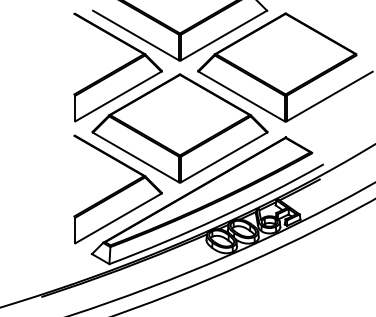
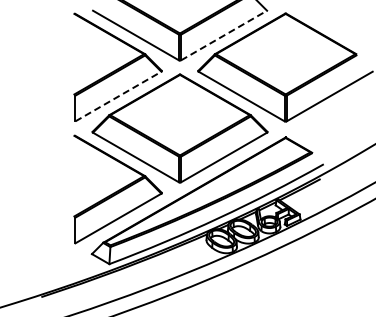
line: solid -> dashed (224, 35)
line: solid -> dashed (118, 96)
